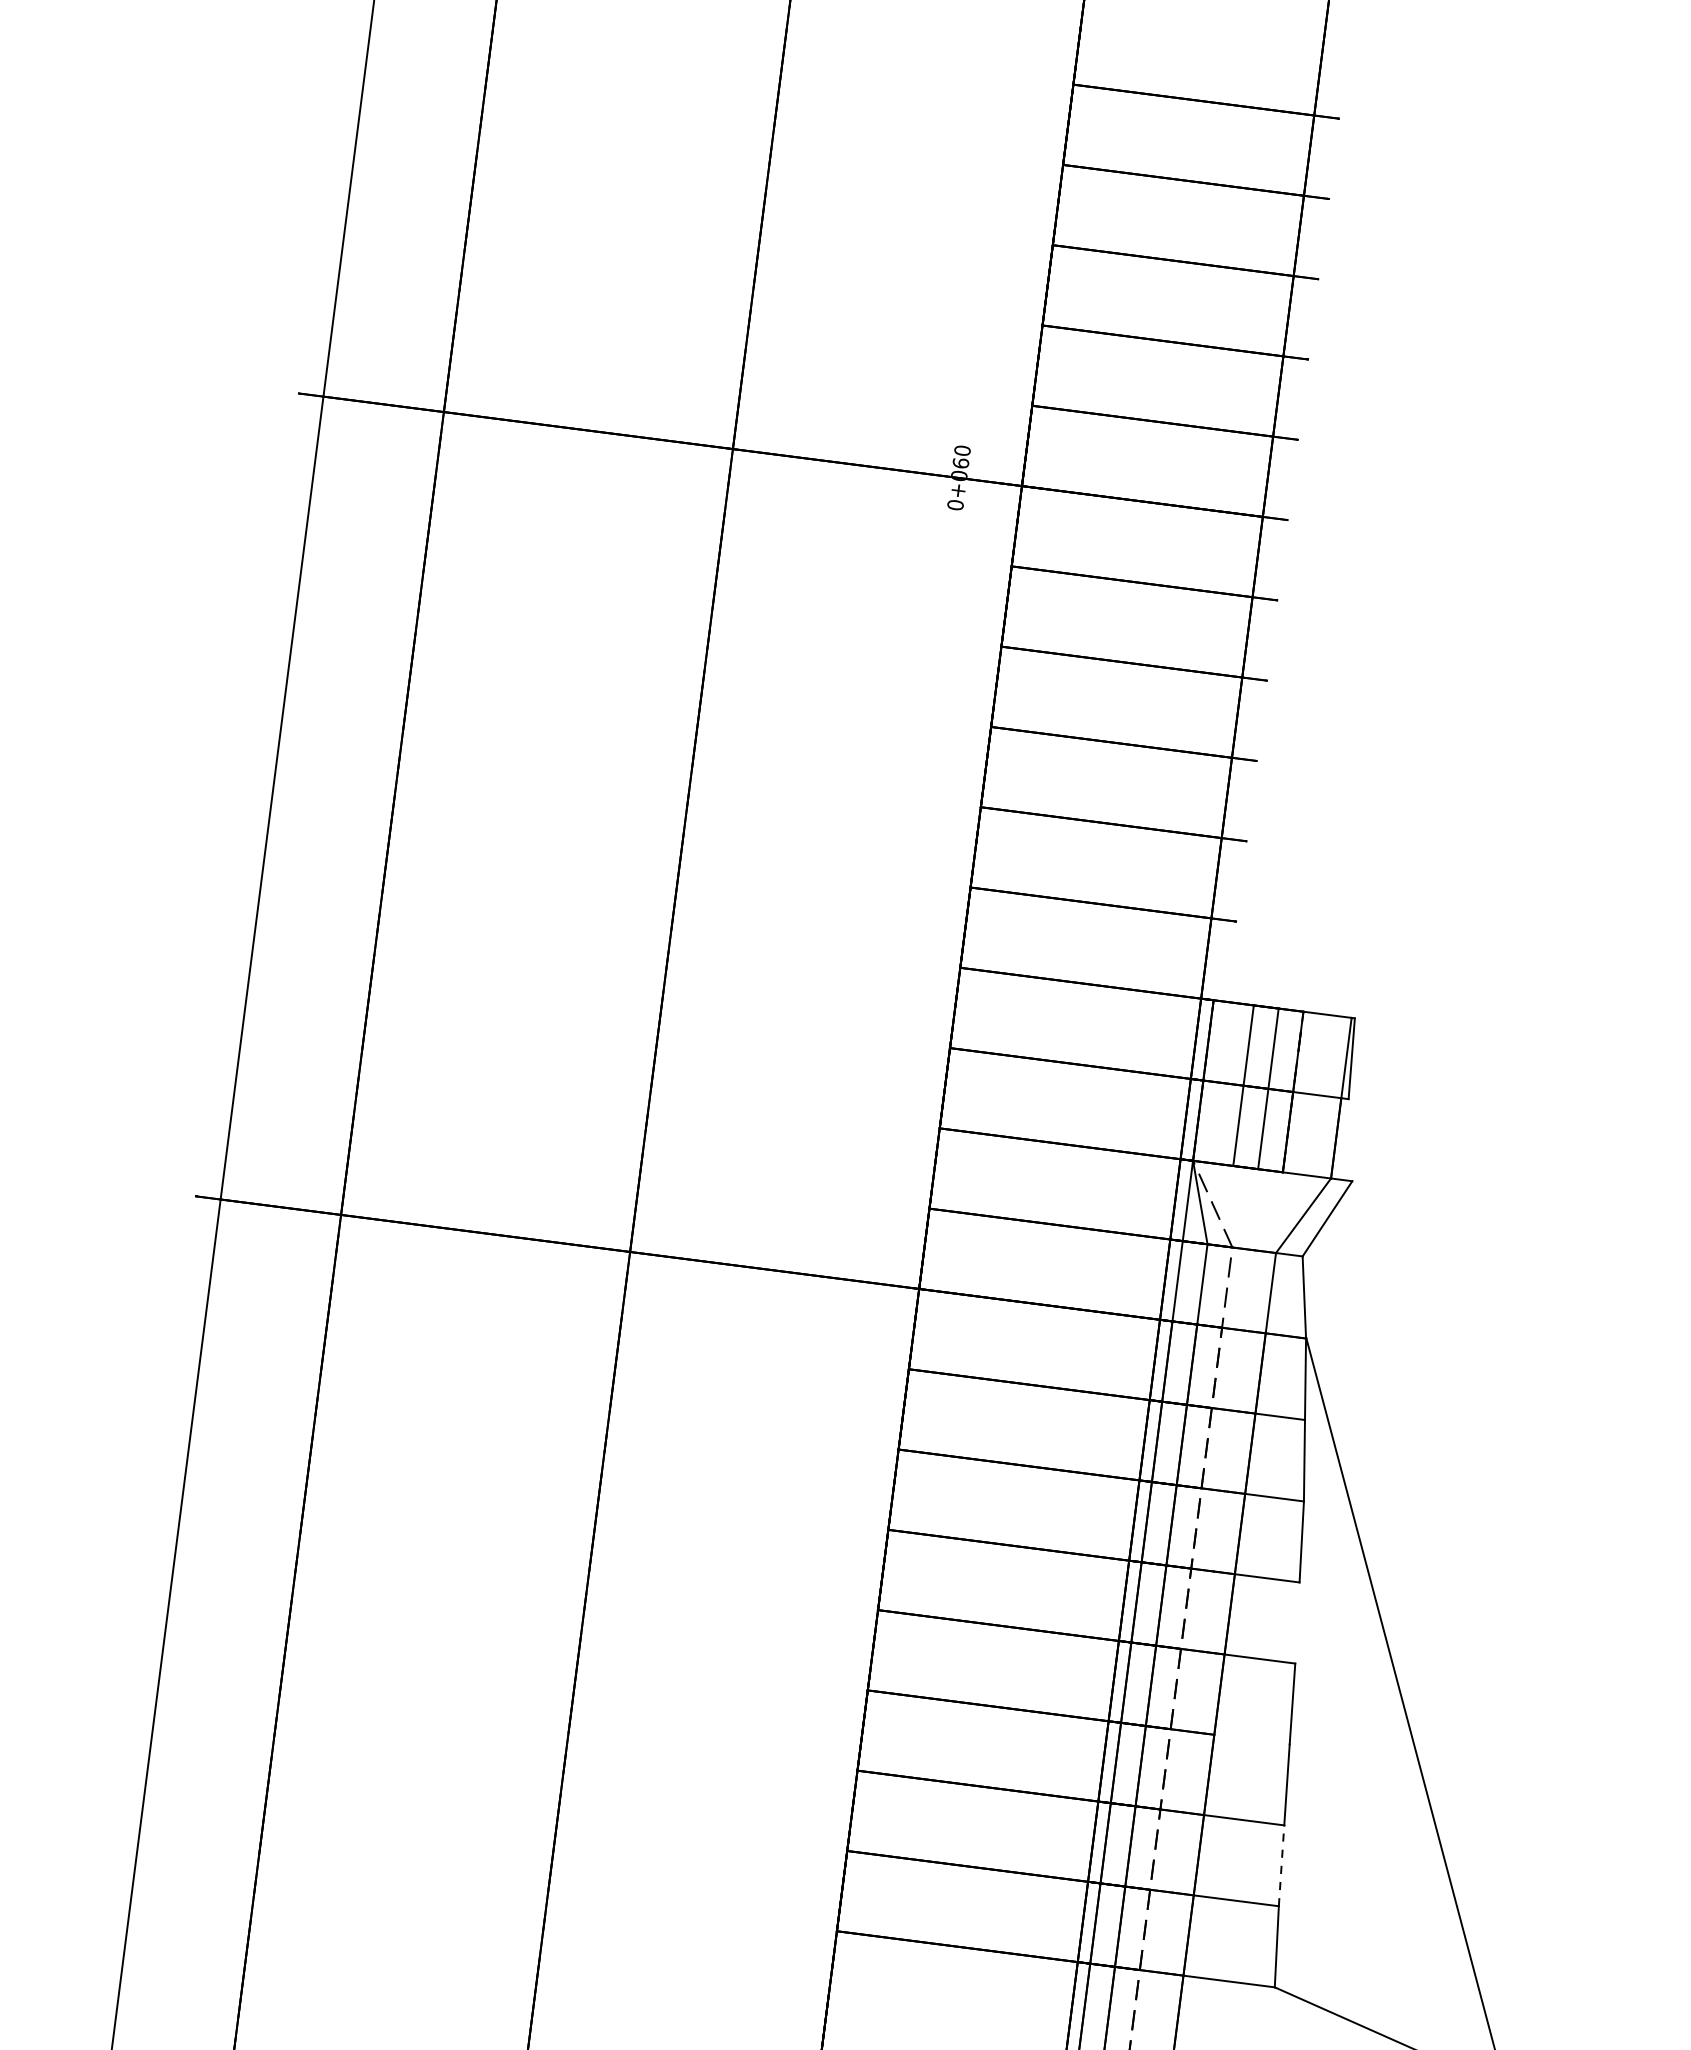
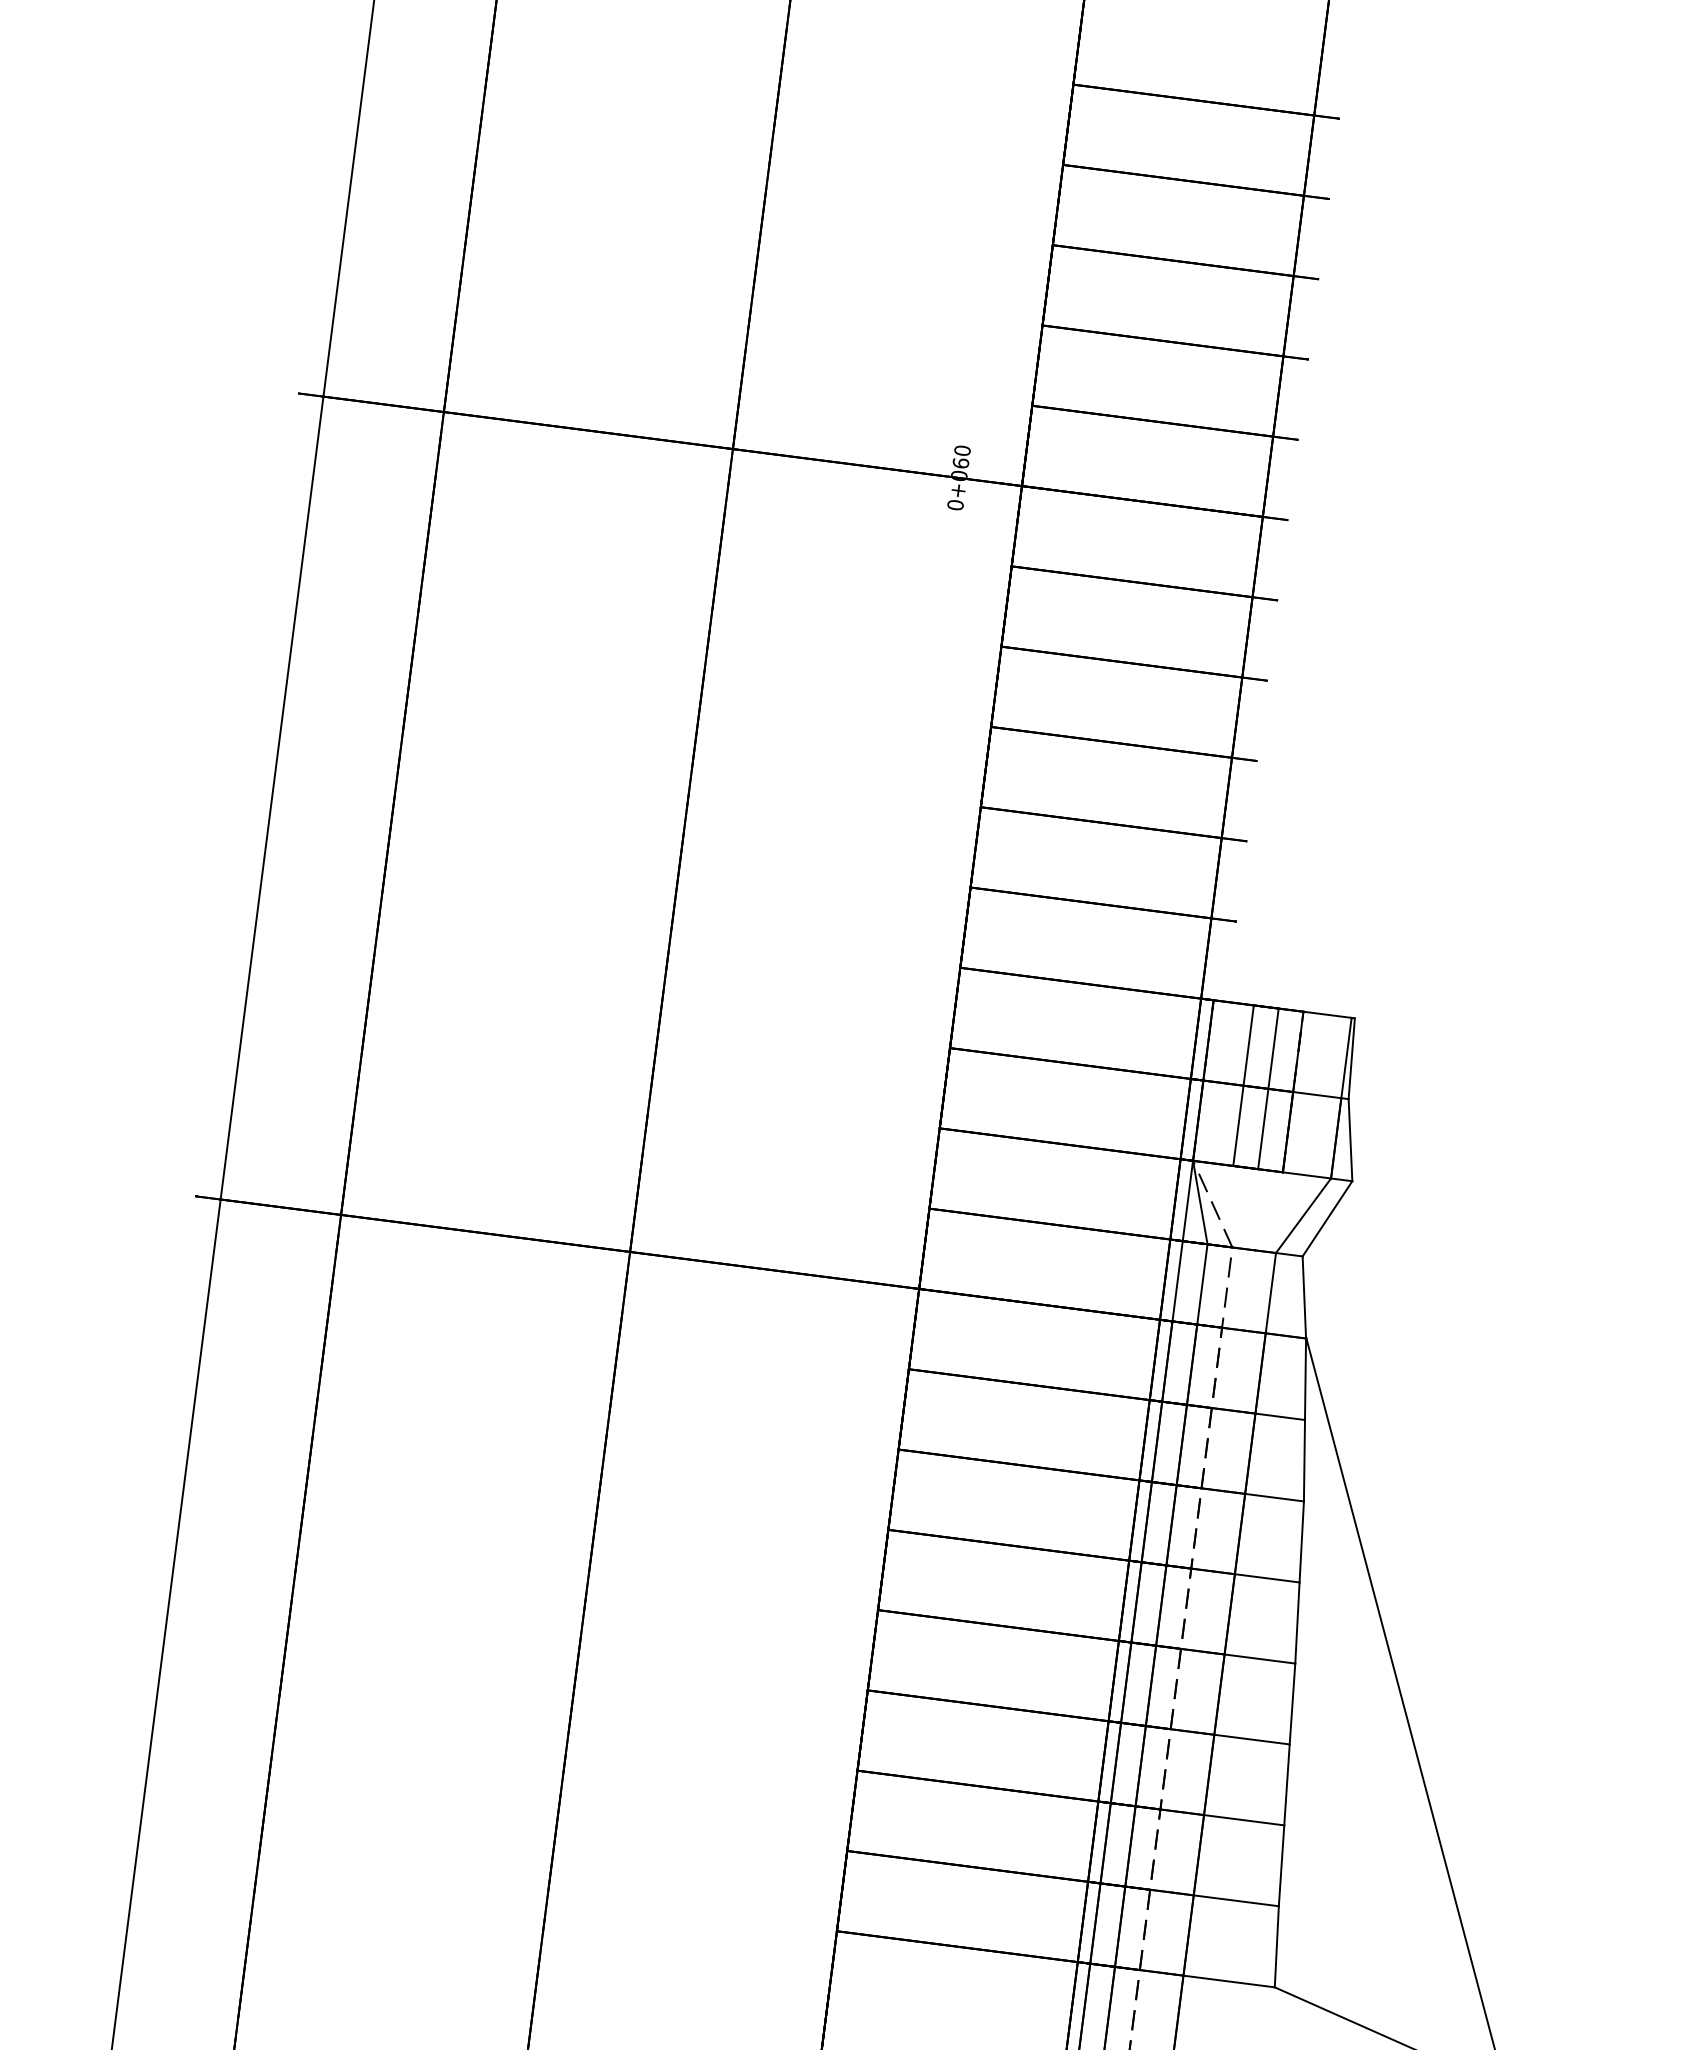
line: none -> present (1350, 1140)
line: none -> present (1297, 1622)
line: none -> present (1251, 1739)
line: dashed -> solid (1281, 1865)
